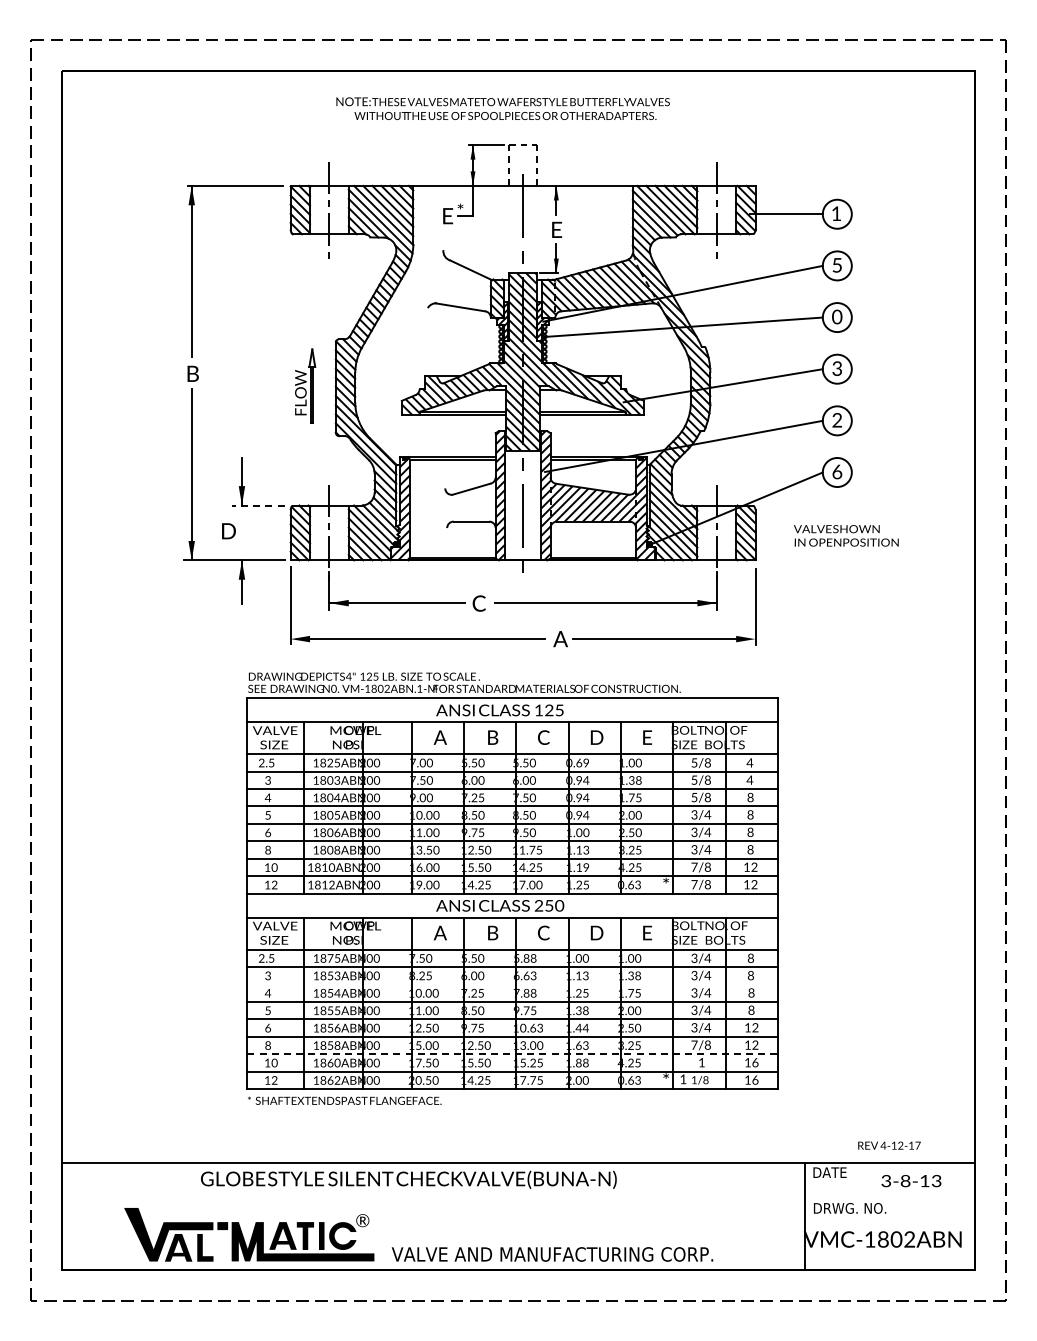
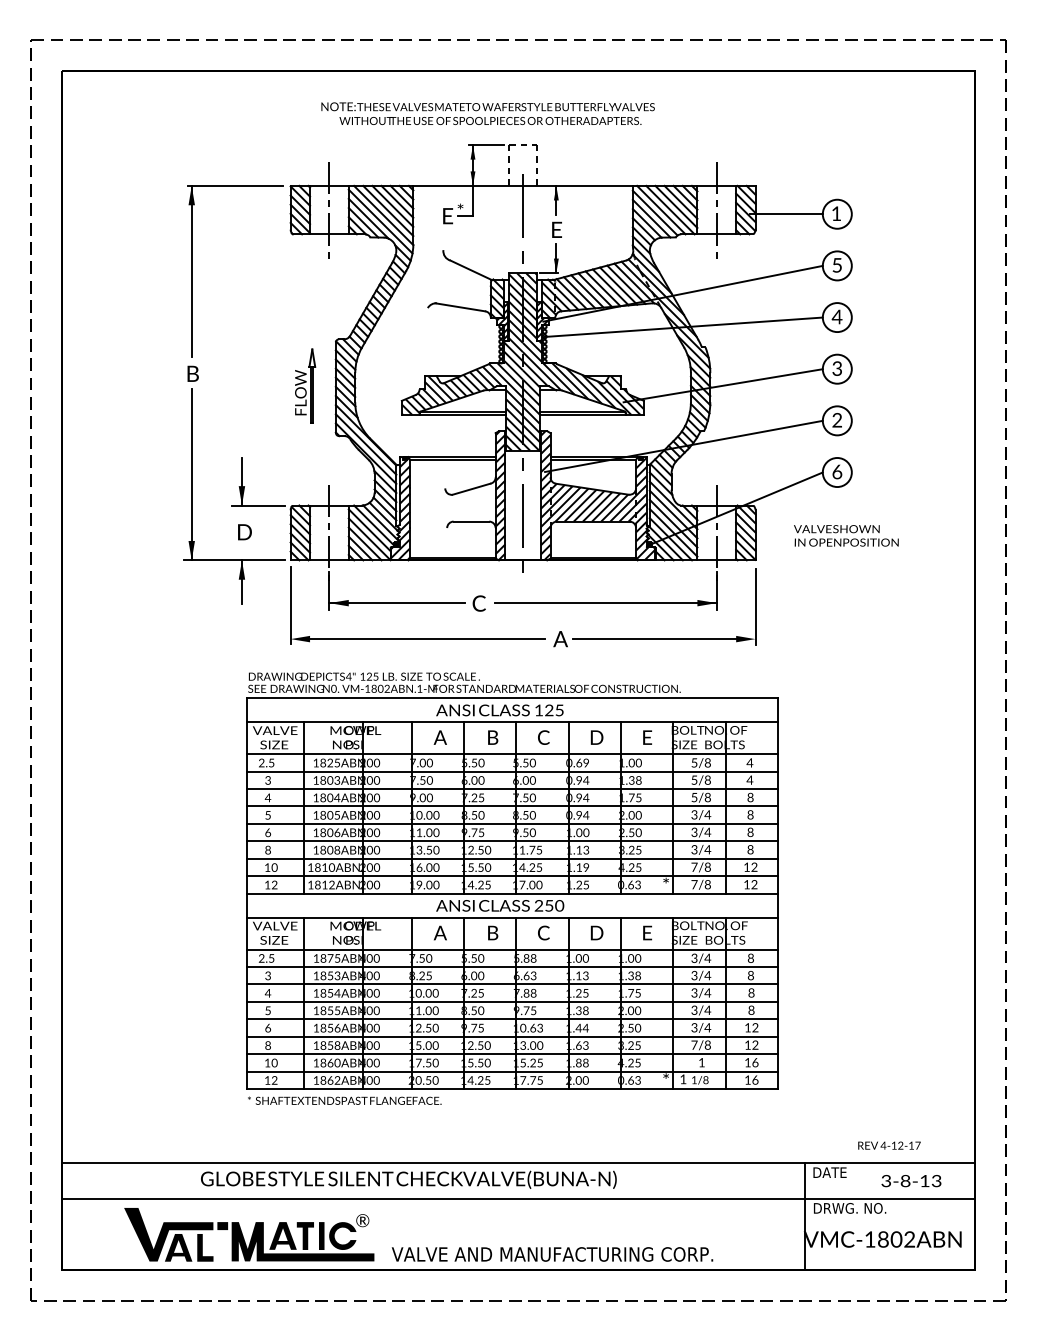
text position: (502, 108) -> (487, 113) (487, 113)
text: 0 -> 4 (836, 316)
line: dashed -> solid (257, 505)
text position: (228, 531) -> (244, 532) (244, 532)
line: none -> present (512, 984)
line: dashed -> solid (513, 1054)
line: none -> present (518, 1198)
